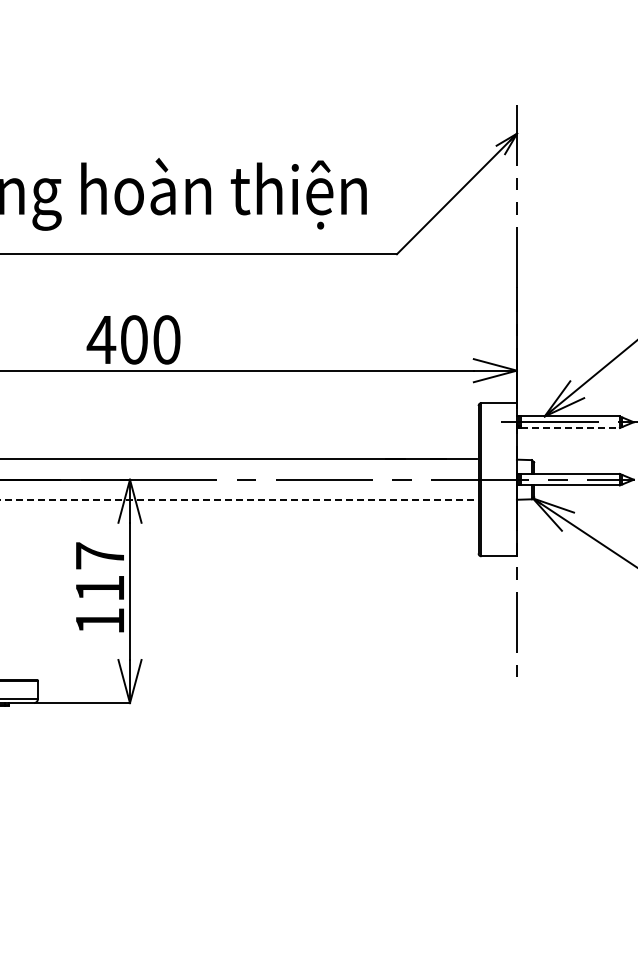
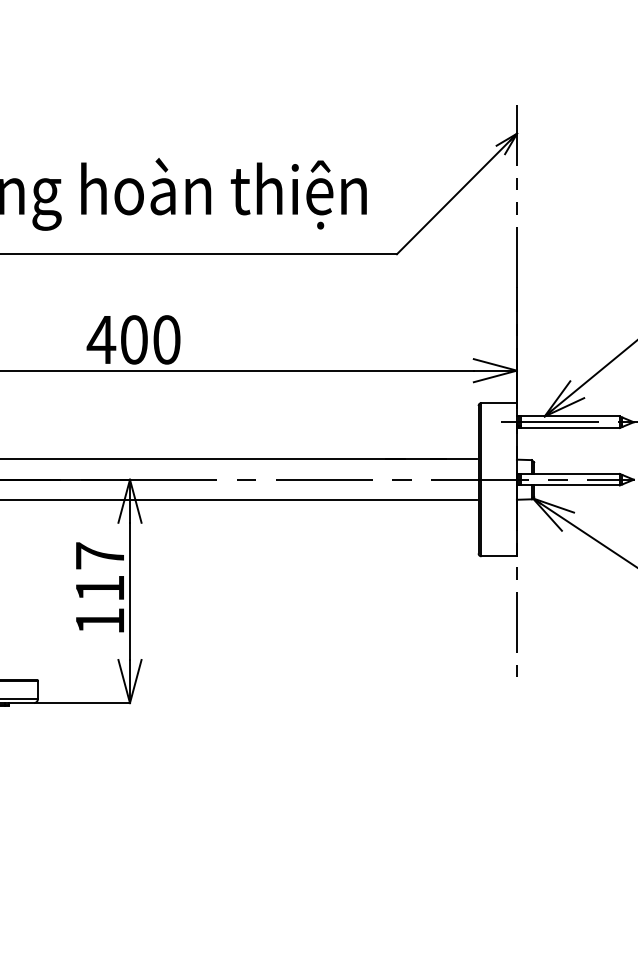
line: dashed -> solid (570, 427)
line: dashed -> solid (239, 500)
